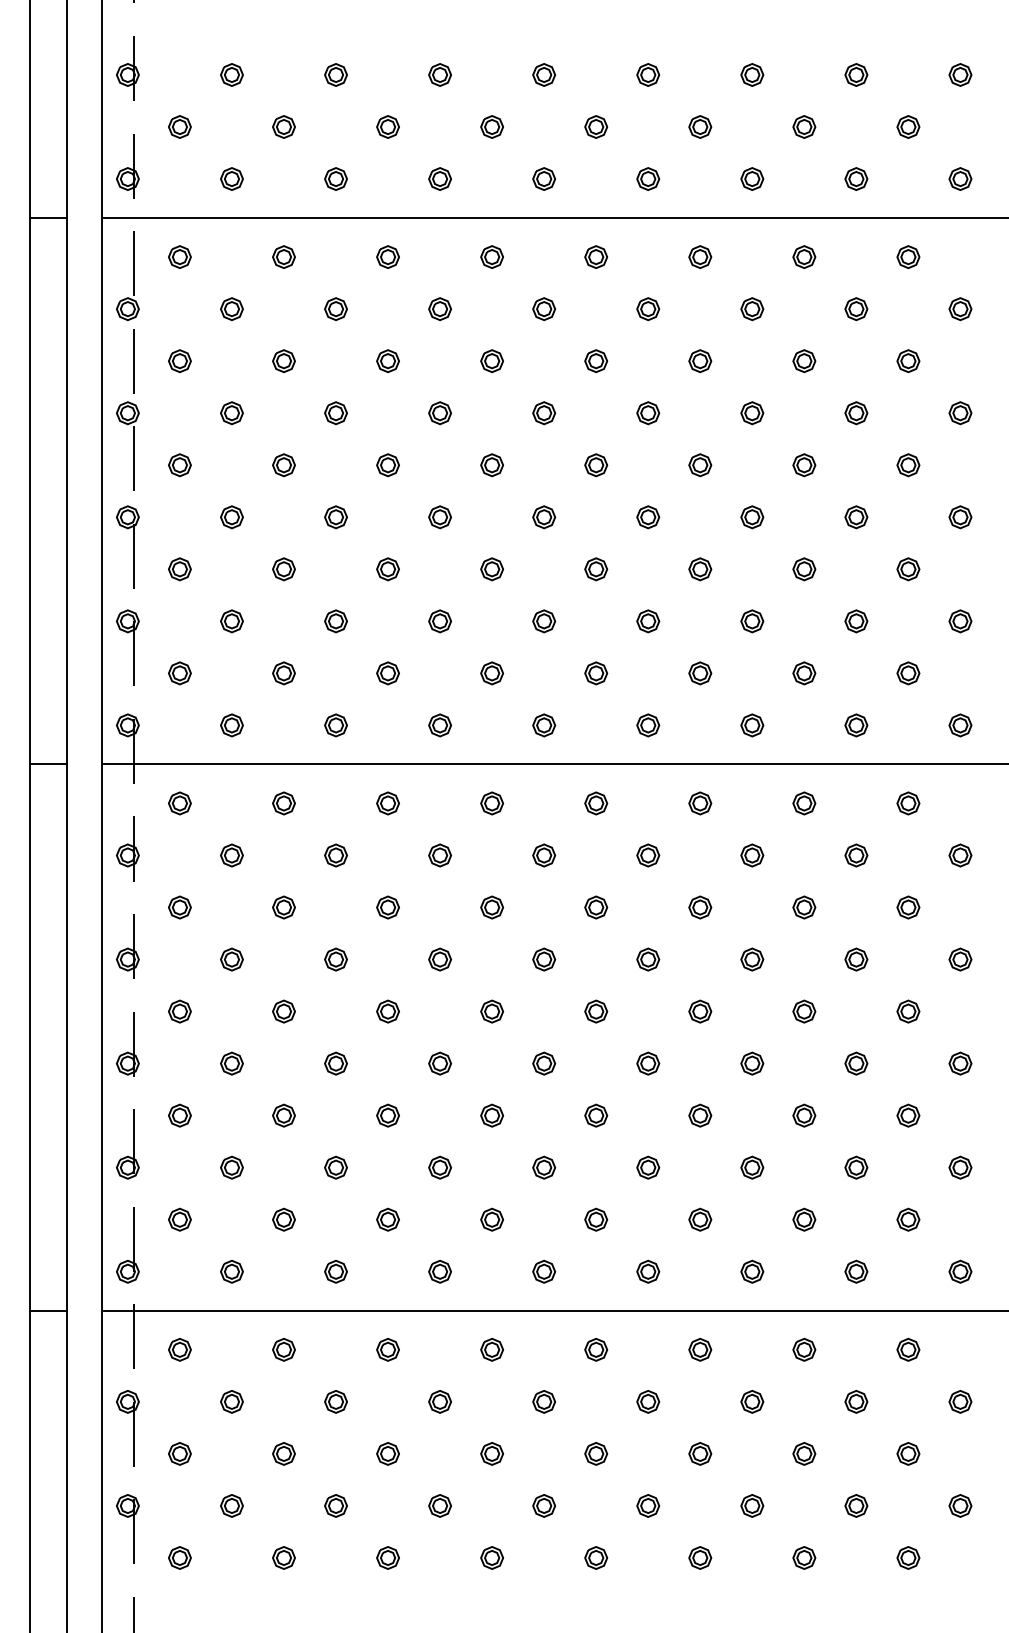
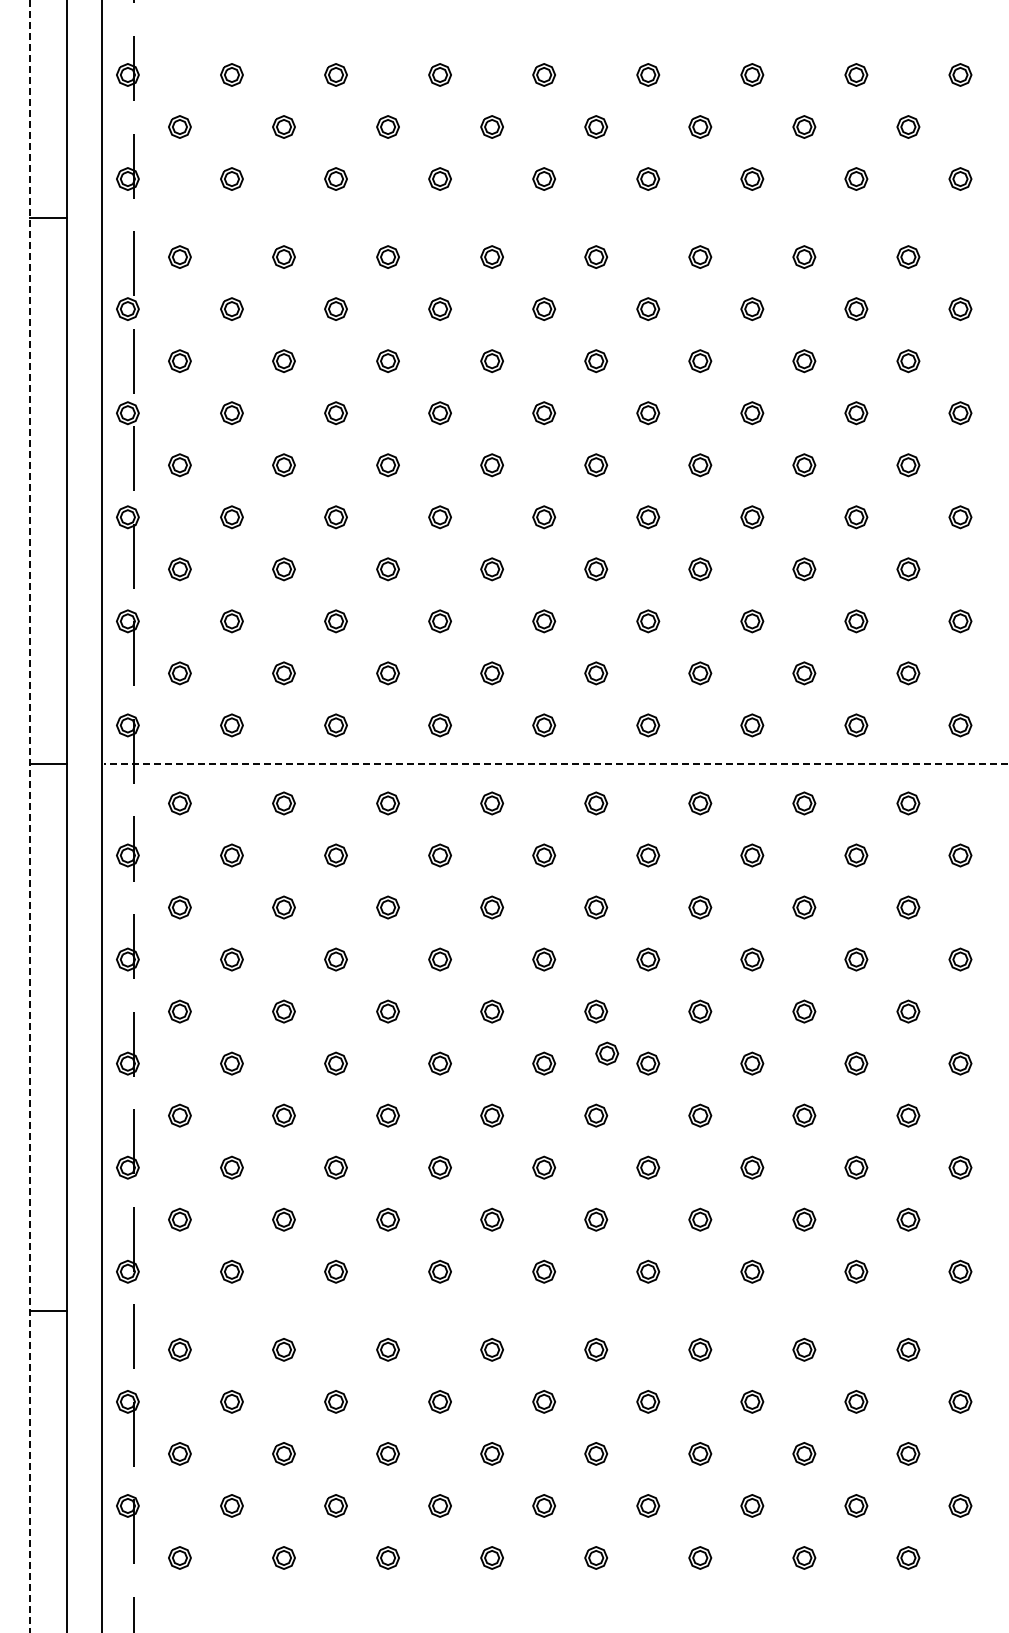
line: present -> none (554, 218)
line: solid -> dashed (556, 764)
line: solid -> dashed (30, 816)
part: none -> present (607, 1053)
line: present -> none (554, 1310)
